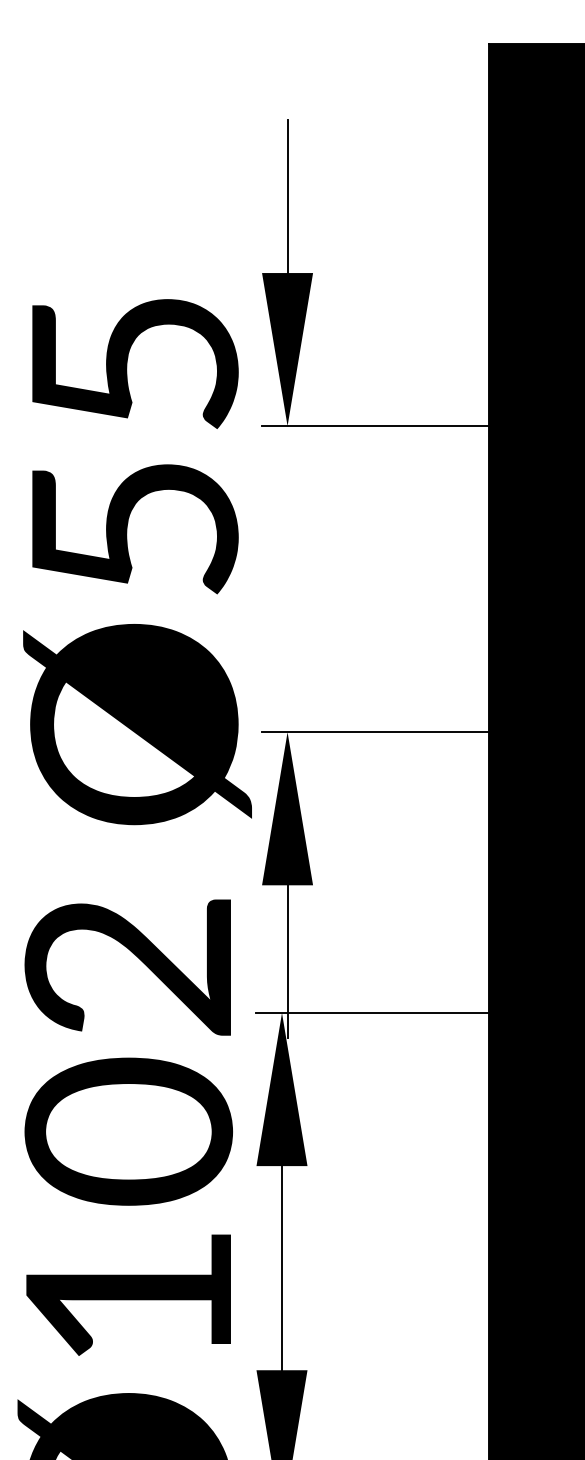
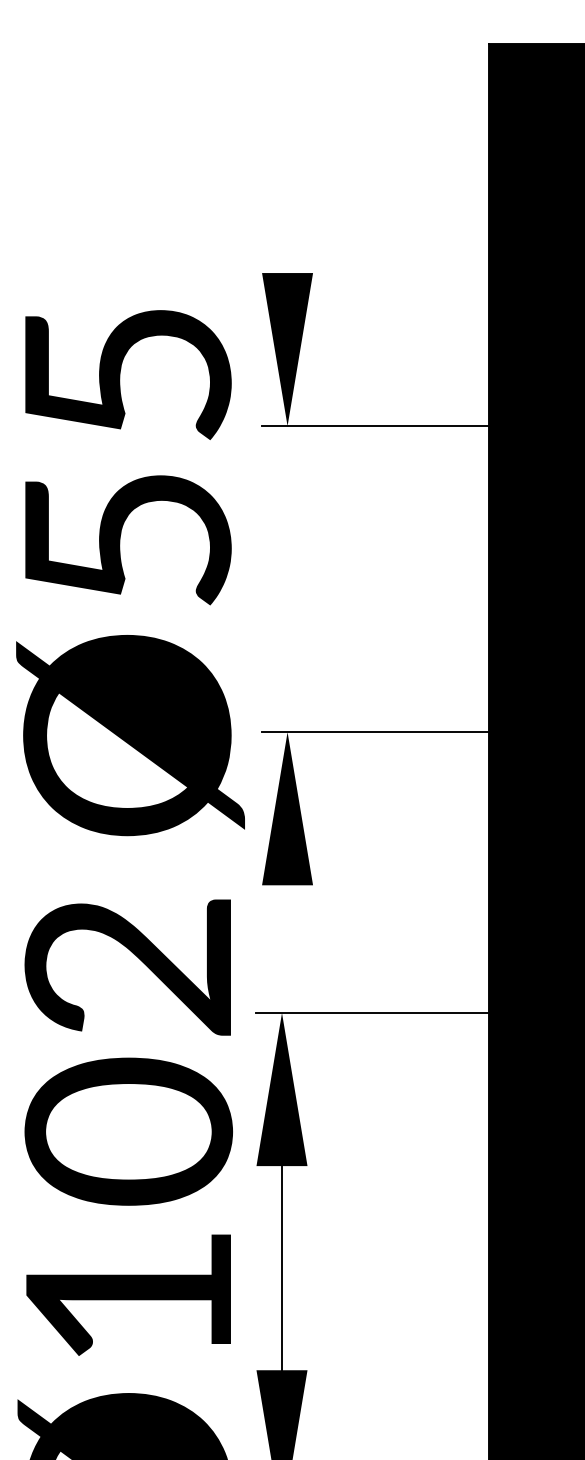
line: present -> none (287, 196)
text position: (137, 562) -> (130, 573) (130, 573)
line: present -> none (287, 961)
